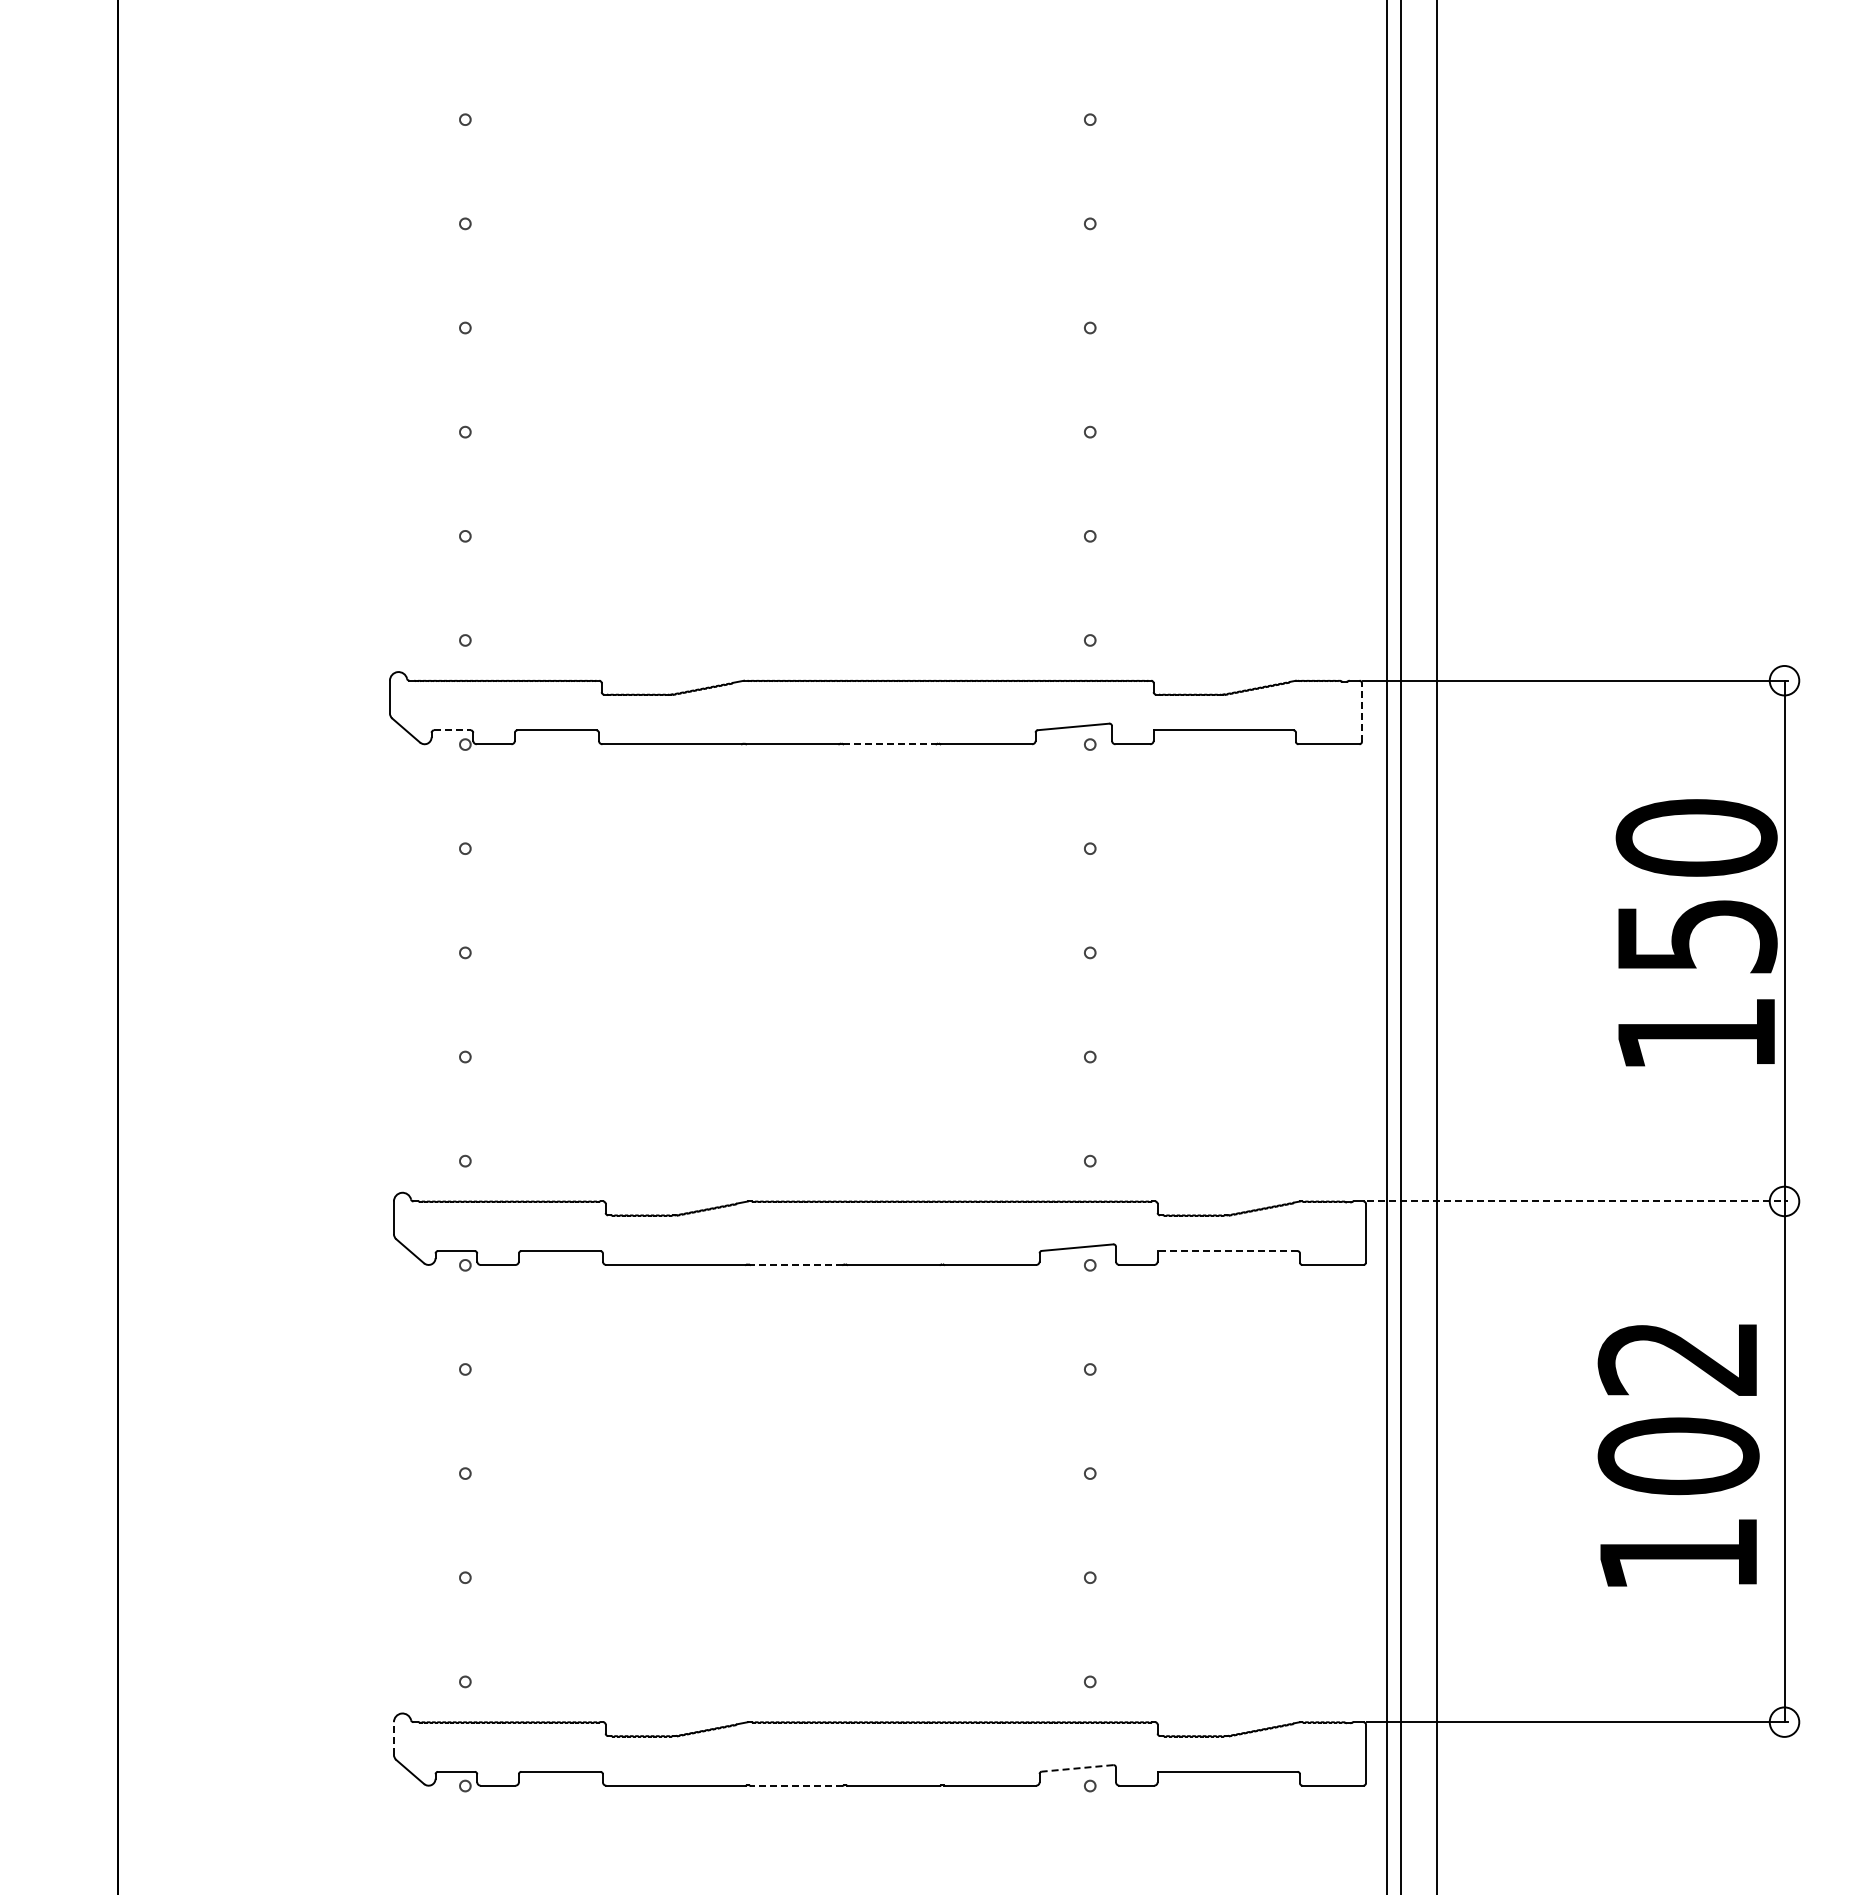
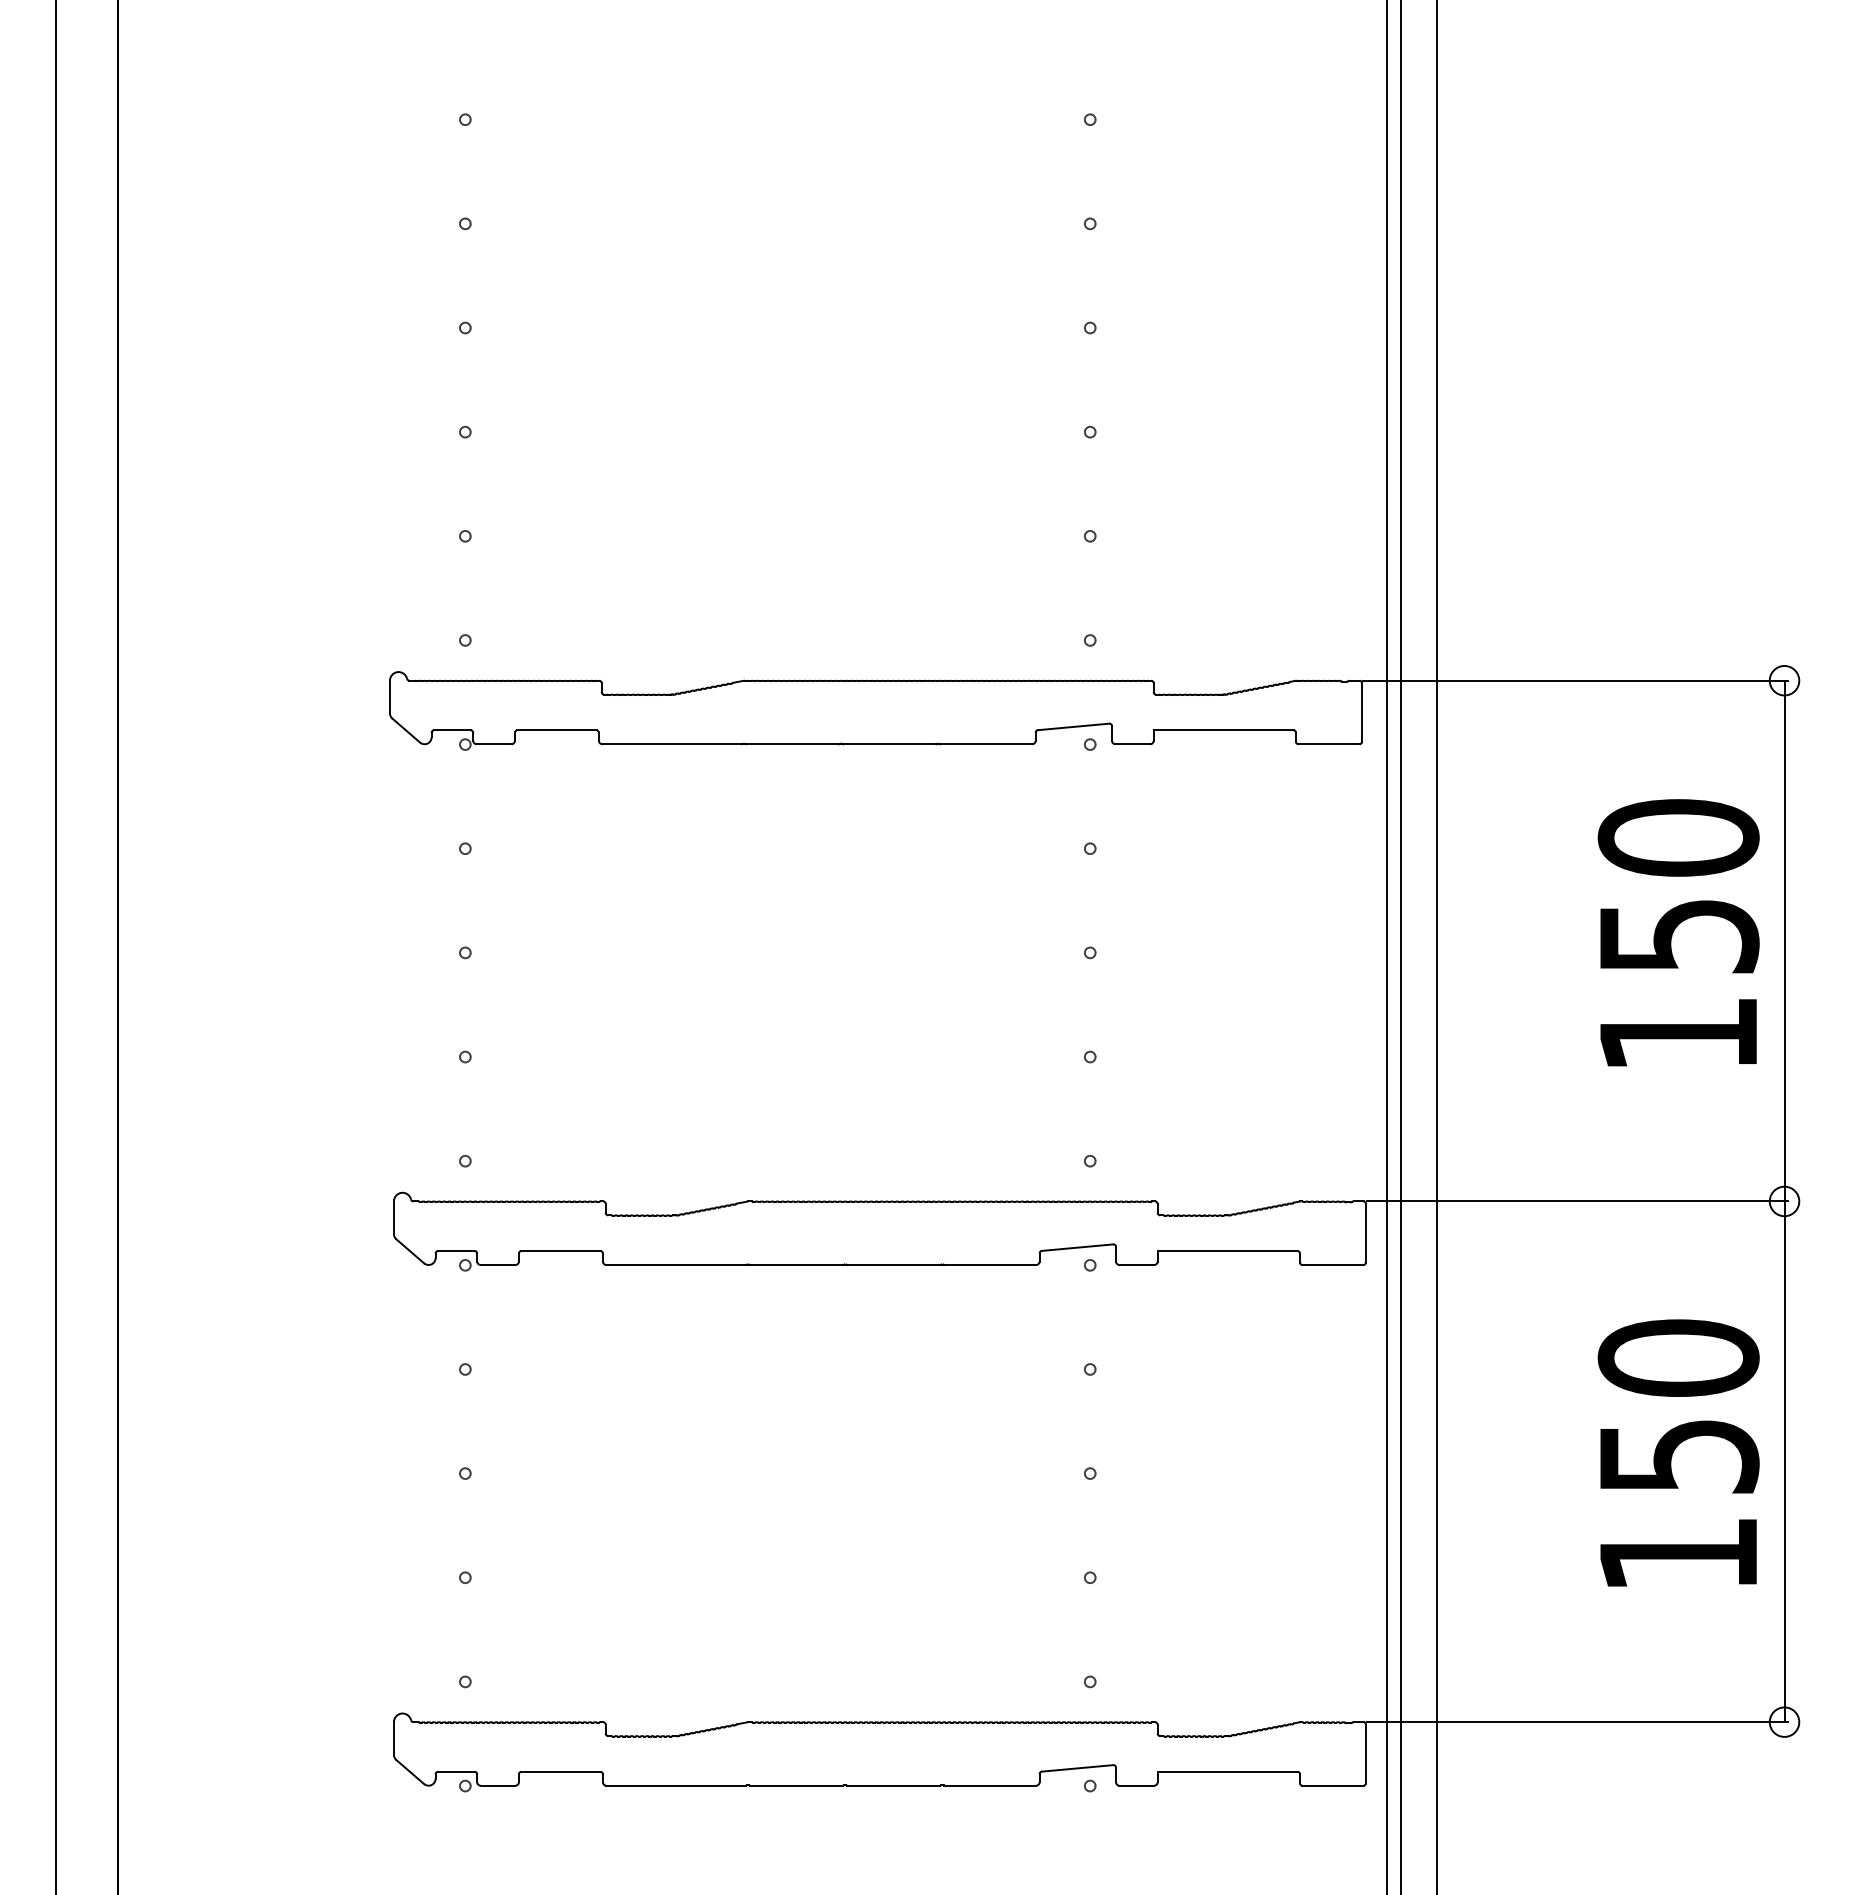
line: dashed -> solid (1361, 712)
line: dashed -> solid (452, 730)
line: dashed -> solid (889, 744)
text position: (1696, 932) -> (1678, 932) (1678, 932)
line: none -> present (55, 946)
line: dashed -> solid (1578, 1201)
line: dashed -> solid (1227, 1251)
line: dashed -> solid (796, 1264)
text: 102 -> 150 (1678, 1407)
line: dashed -> solid (393, 1737)
line: dashed -> solid (1077, 1768)
line: dashed -> solid (796, 1785)
